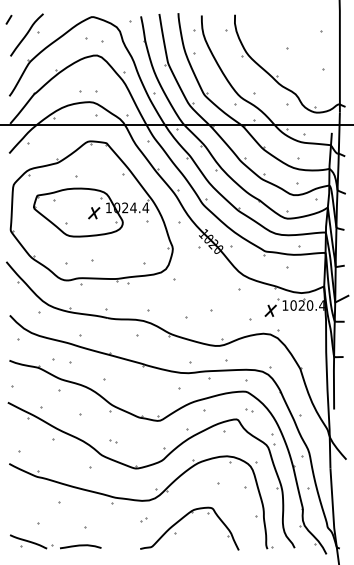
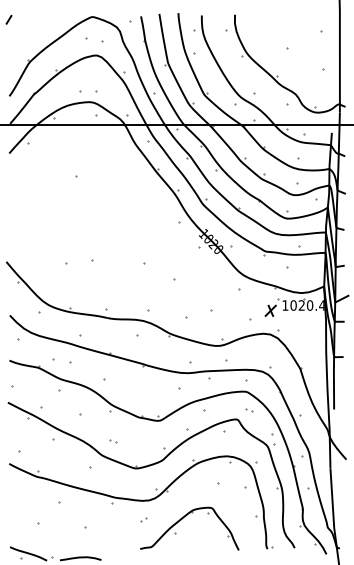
part: present -> none (26, 34)
part: present -> none (91, 212)
part position: (55, 541) -> (55, 553) (55, 553)
